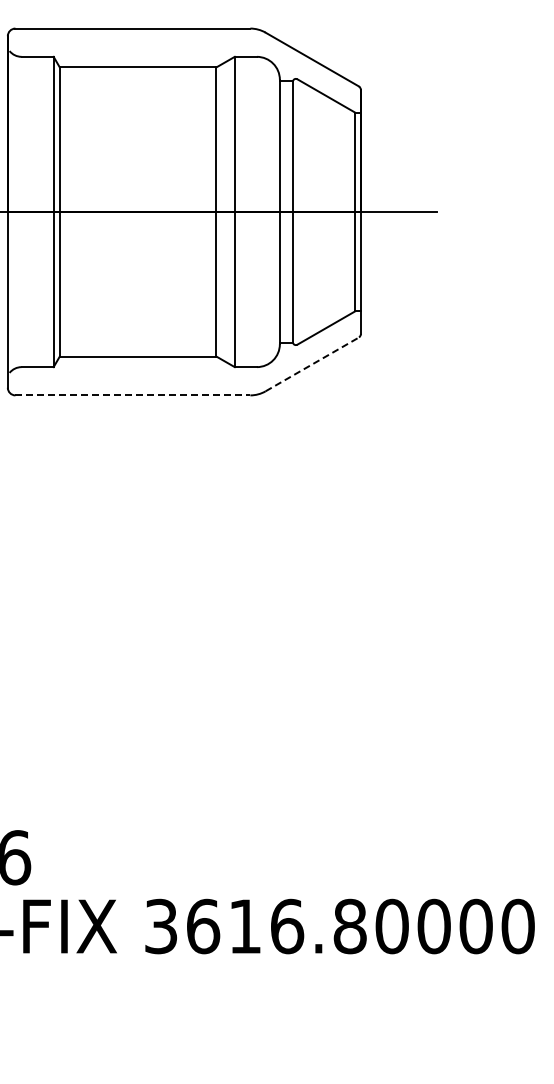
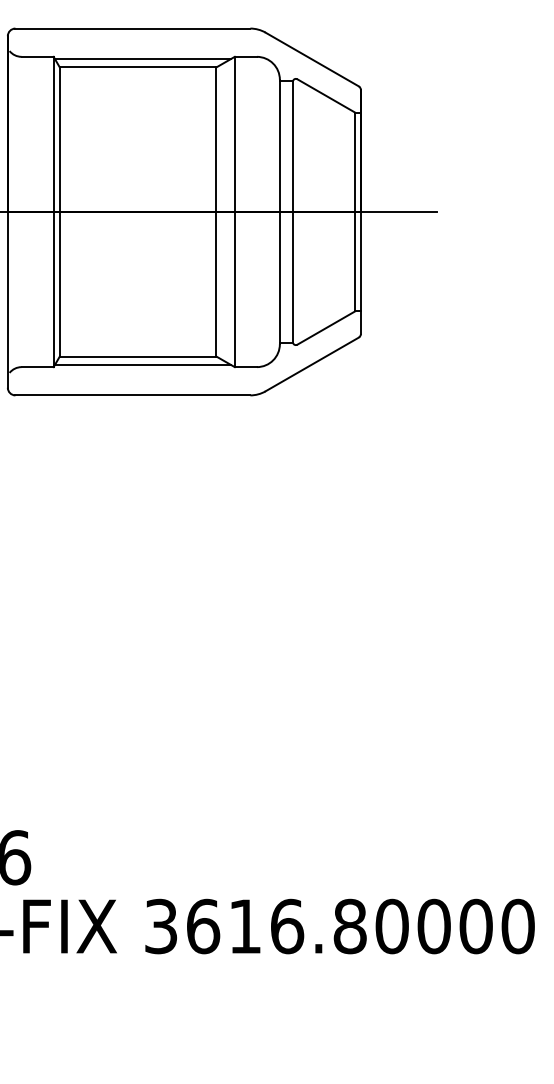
line: none -> present (142, 59)
line: none -> present (142, 364)
line: dashed -> solid (312, 364)
line: dashed -> solid (133, 395)
